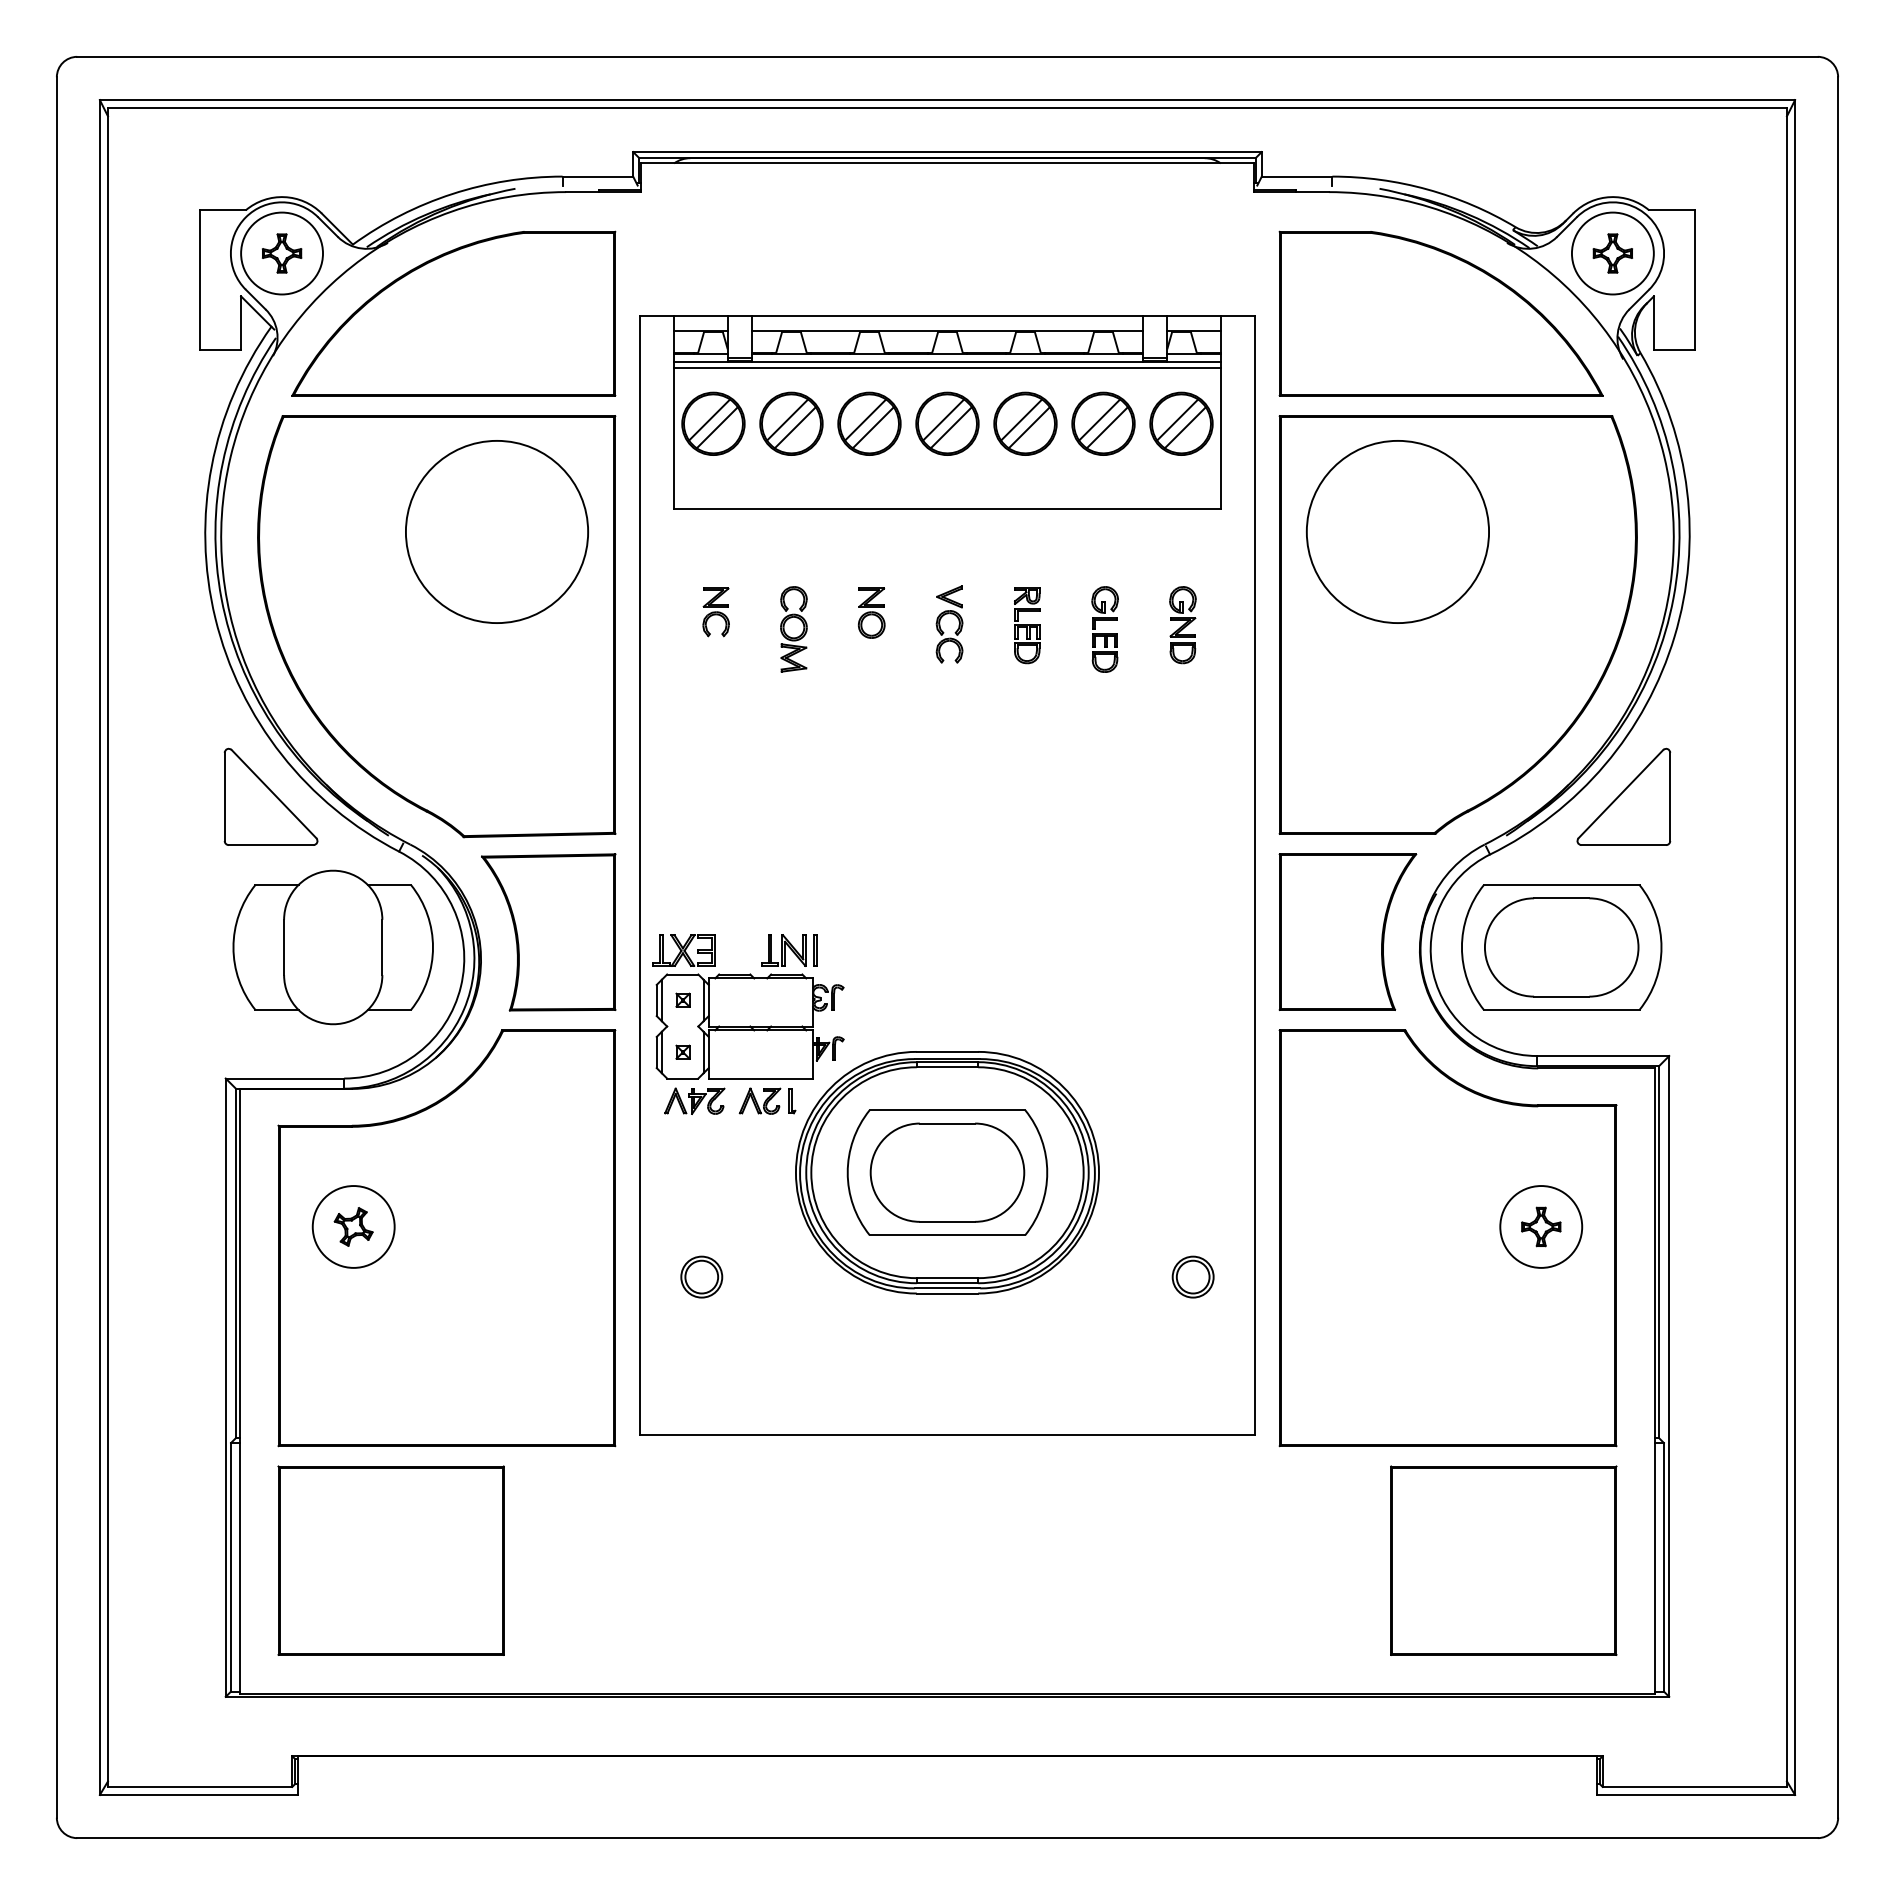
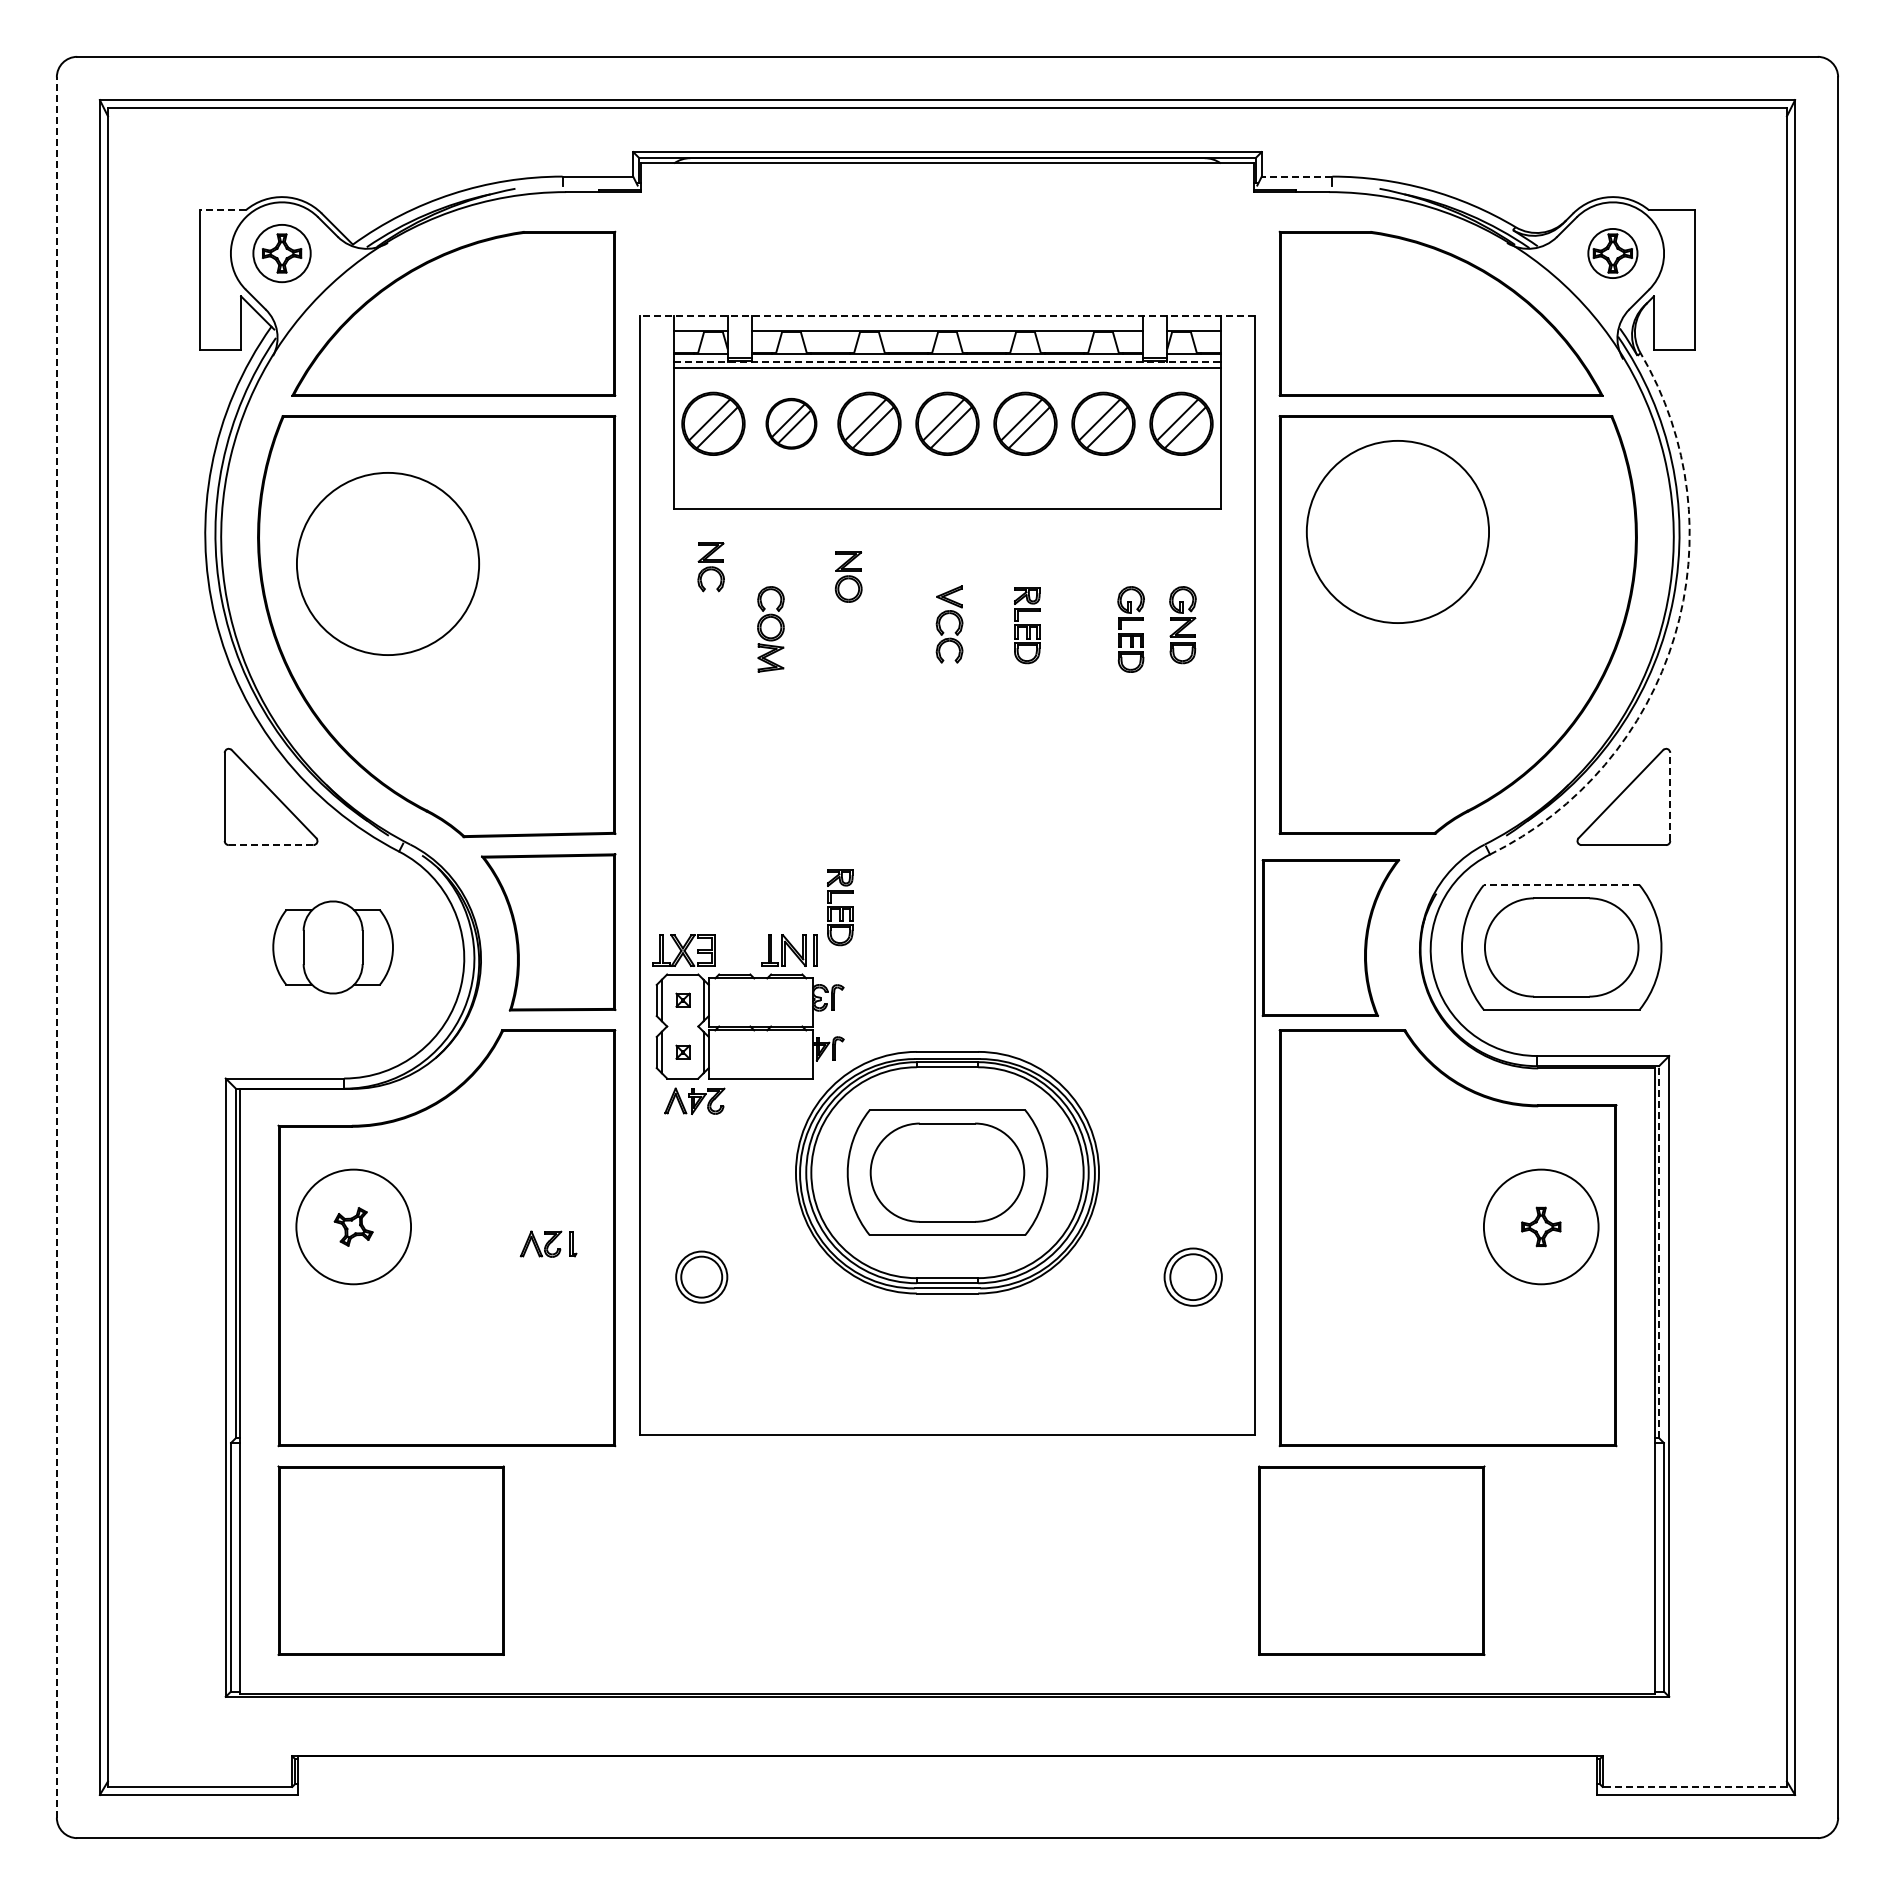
line: solid -> dashed (1296, 176)
line: solid -> dashed (222, 210)
circle diameter: 82 px -> 57 px (281, 253)
circle diameter: 82 px -> 49 px (1612, 253)
line: solid -> dashed (947, 315)
line: solid -> dashed (947, 361)
part size: 65x65 px -> 53x52 px (791, 423)
circle position: (496, 531) -> (387, 563) (387, 563)
part position: (715, 612) -> (710, 567) (710, 567)
part position: (871, 612) -> (848, 576) (848, 576)
part position: (793, 629) -> (770, 629) (770, 629)
part position: (1104, 629) -> (1130, 629) (1130, 629)
arc: solid -> dashed (1674, 636)
line: solid -> dashed (1670, 796)
line: solid -> dashed (271, 845)
line: solid -> dashed (1561, 885)
part: none -> present (840, 907)
part position: (1347, 931) -> (1330, 937) (1330, 937)
line: solid -> dashed (56, 947)
part size: 202x157 px -> 122x95 px (332, 947)
part position: (767, 1100) -> (548, 1243) (548, 1243)
circle diameter: 82 px -> 115 px (353, 1226)
circle diameter: 82 px -> 115 px (1540, 1226)
line: solid -> dashed (1659, 1252)
part size: 44x44 px -> 54x54 px (701, 1276)
part size: 44x44 px -> 60x60 px (1192, 1276)
part position: (1503, 1560) -> (1371, 1560) (1371, 1560)
line: solid -> dashed (1694, 1786)
